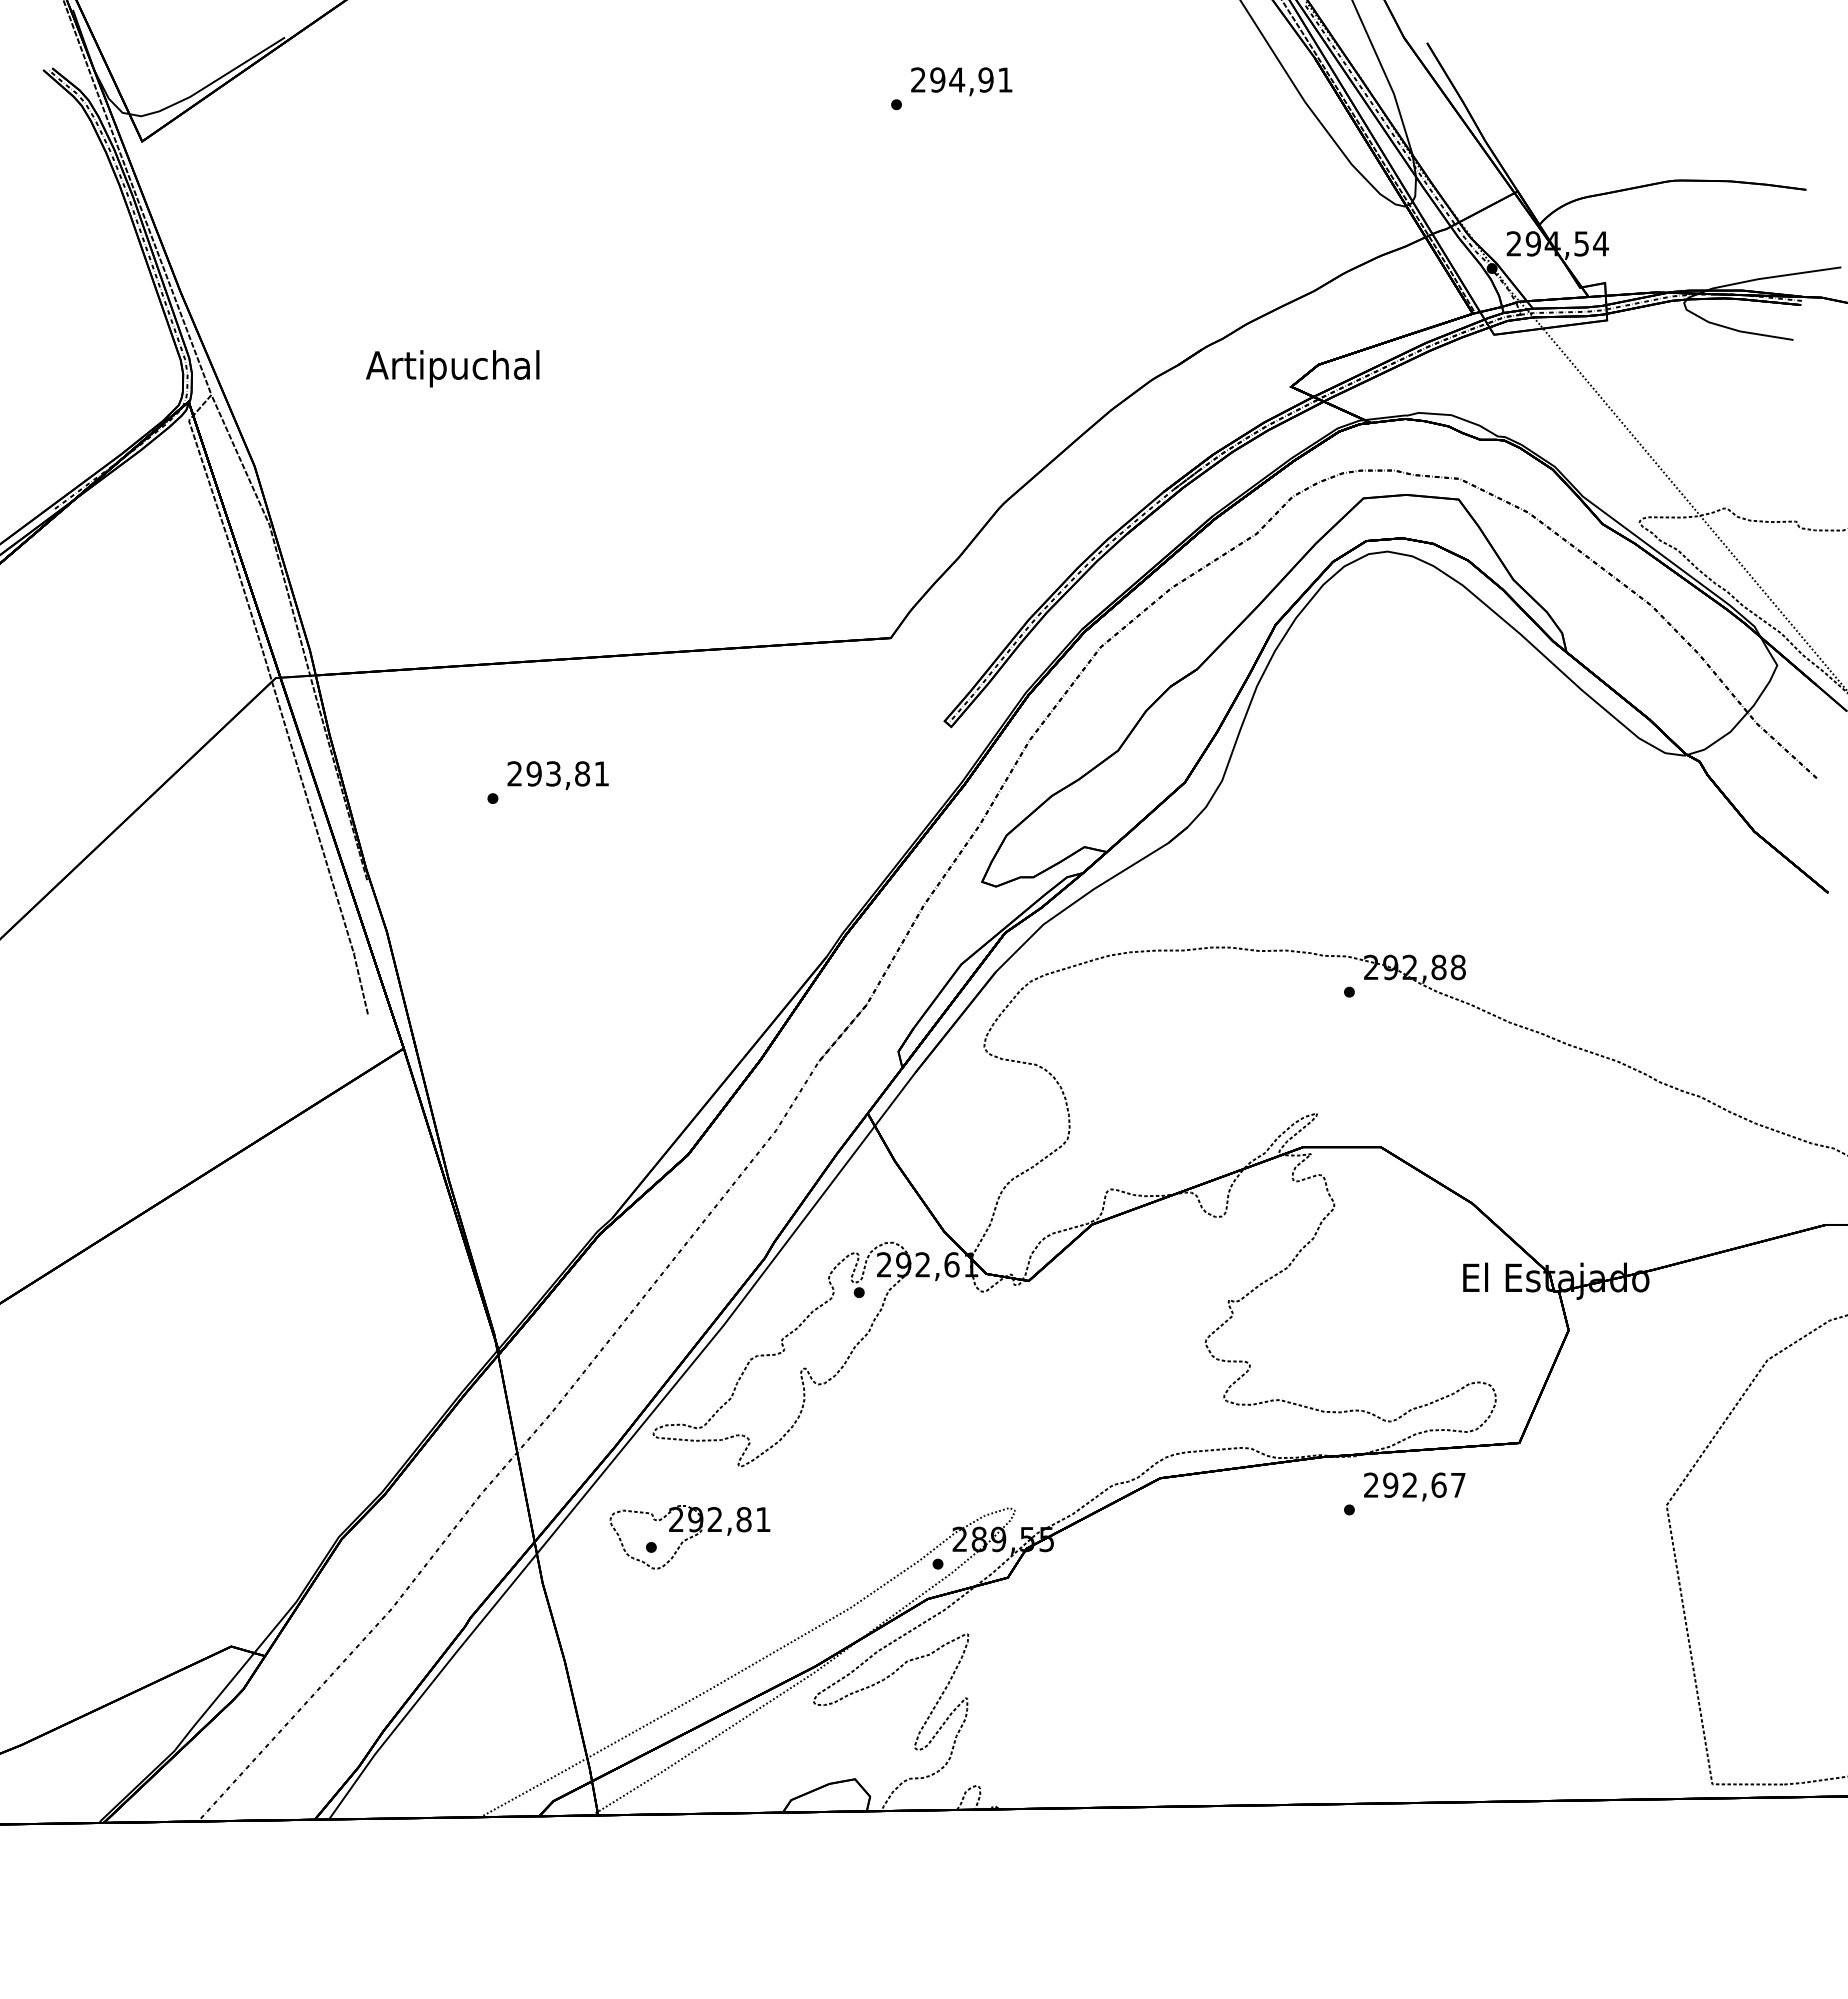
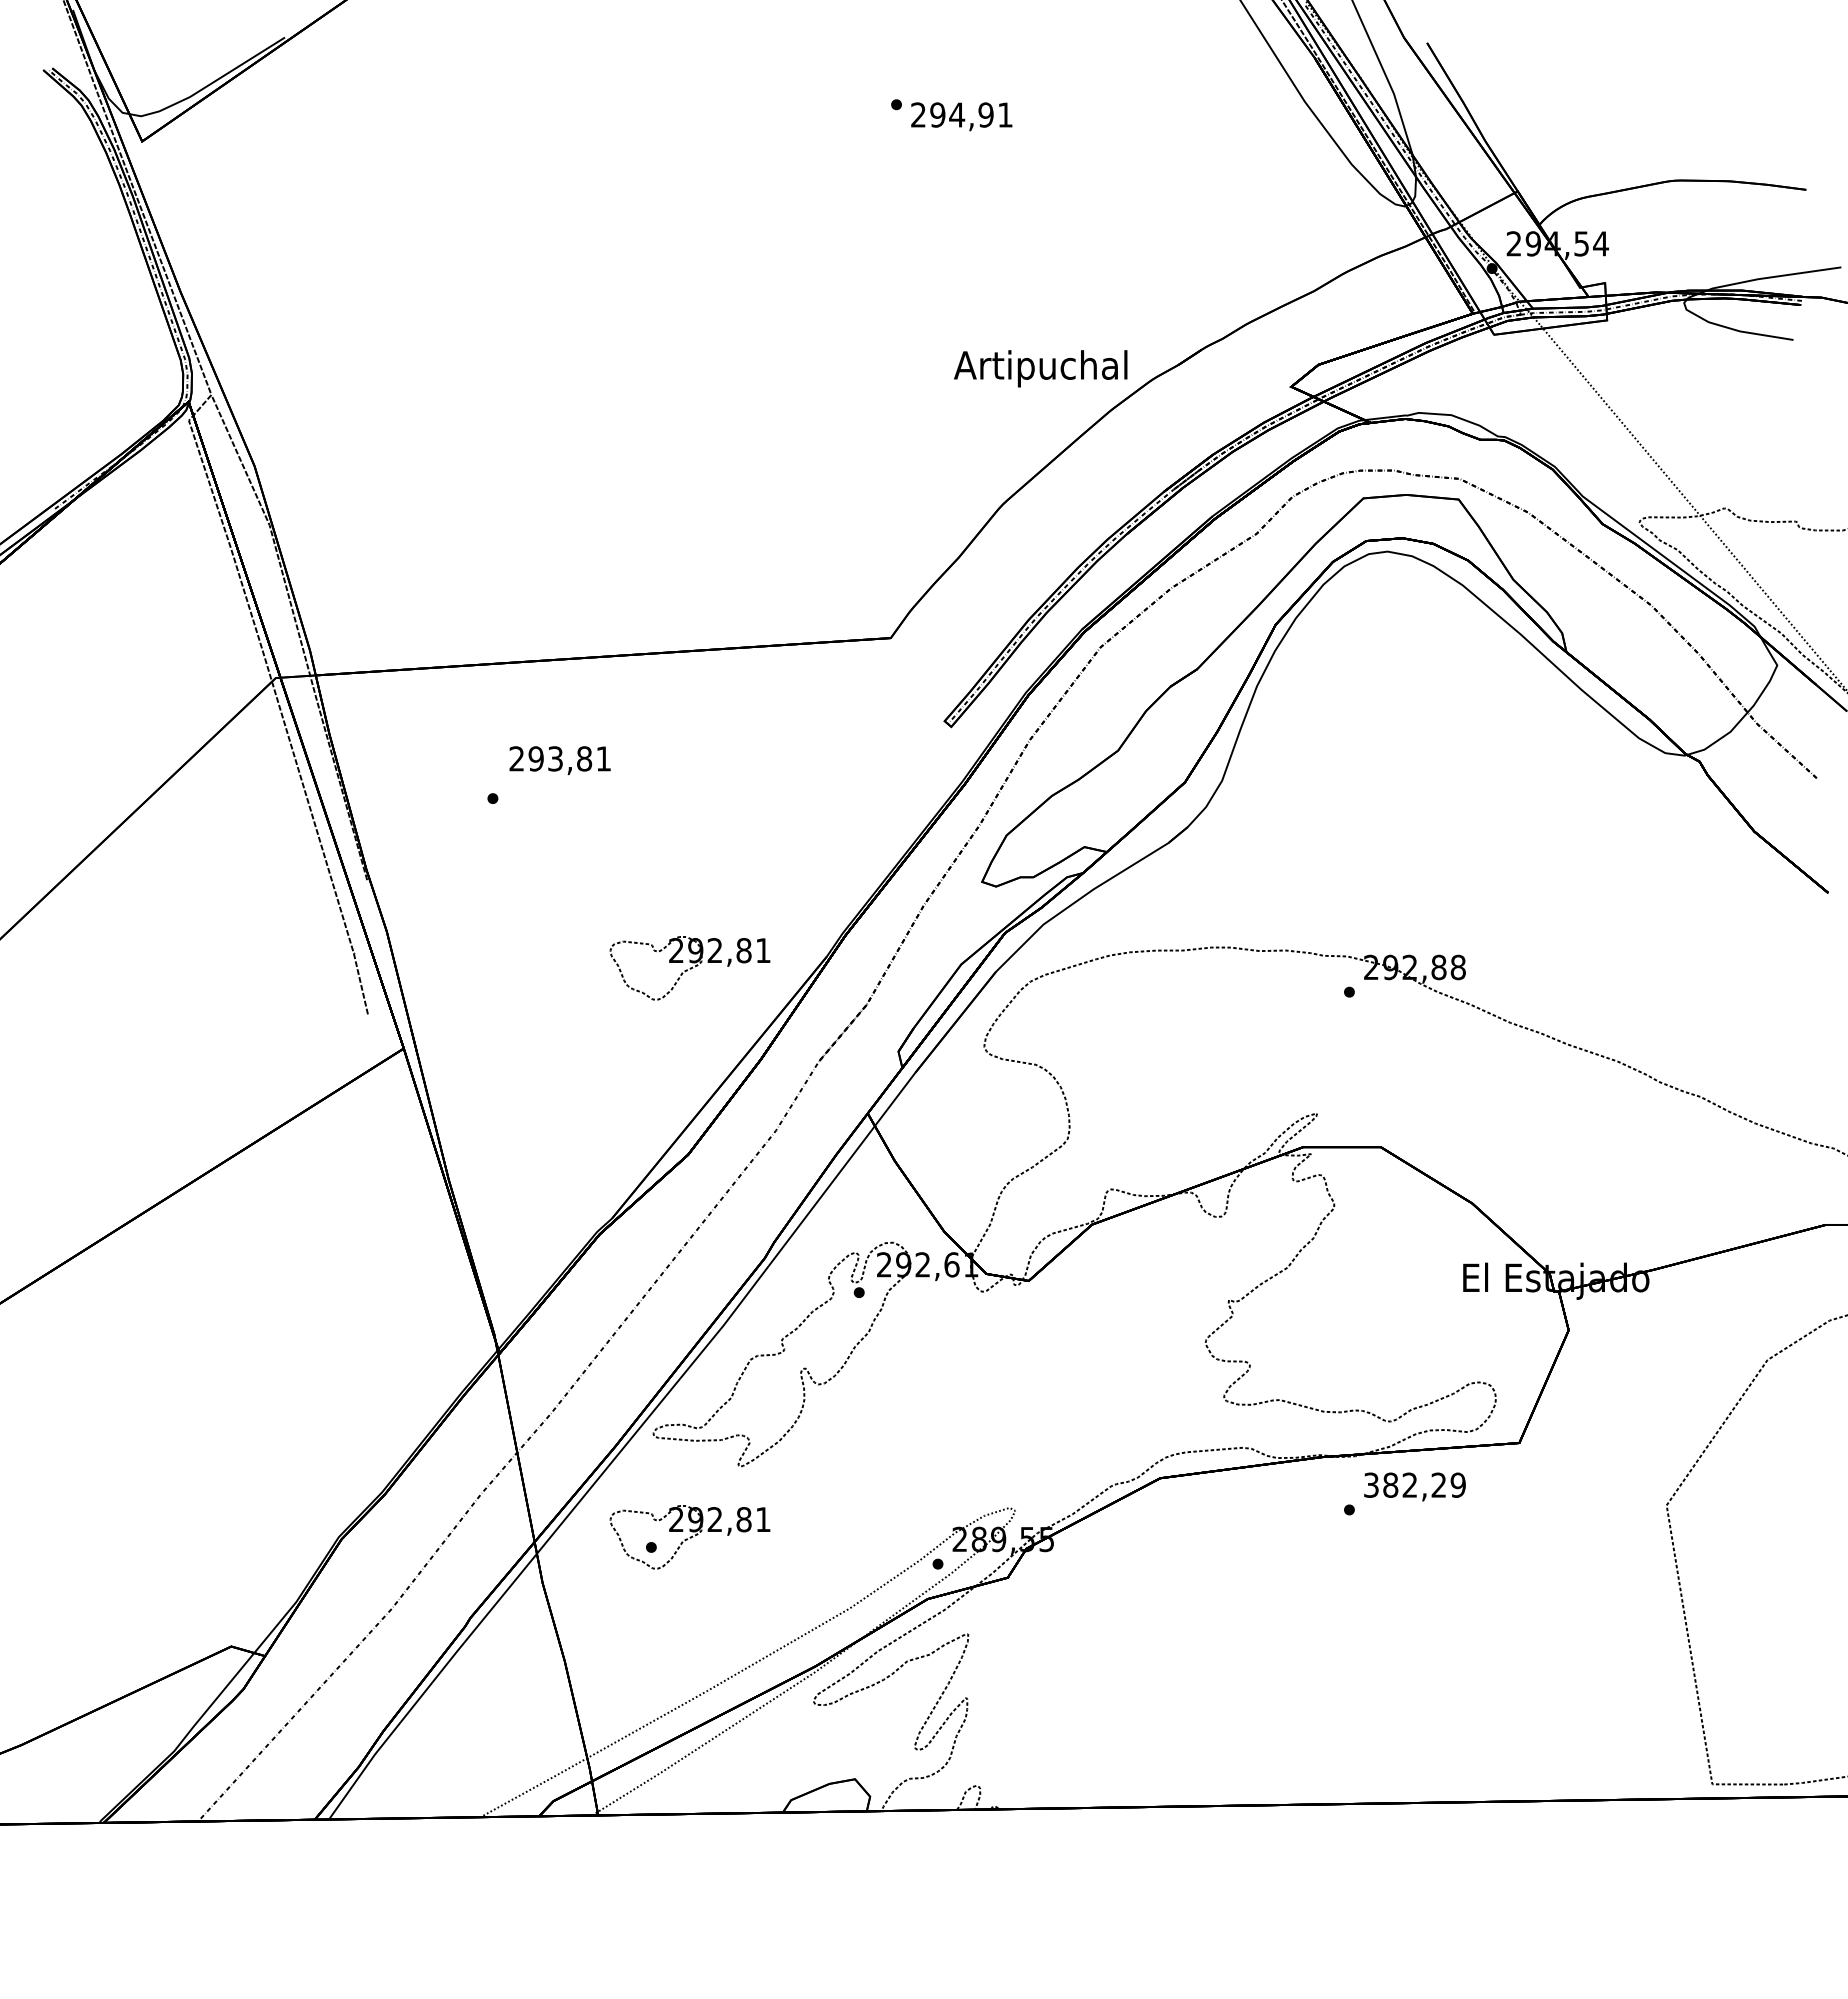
text position: (961, 81) -> (961, 116) (961, 116)
text position: (452, 368) -> (1040, 368) (1040, 368)
text position: (557, 775) -> (559, 760) (559, 760)
part: none -> present (689, 968)
text: 292,67 -> 382,29 (1414, 1484)
